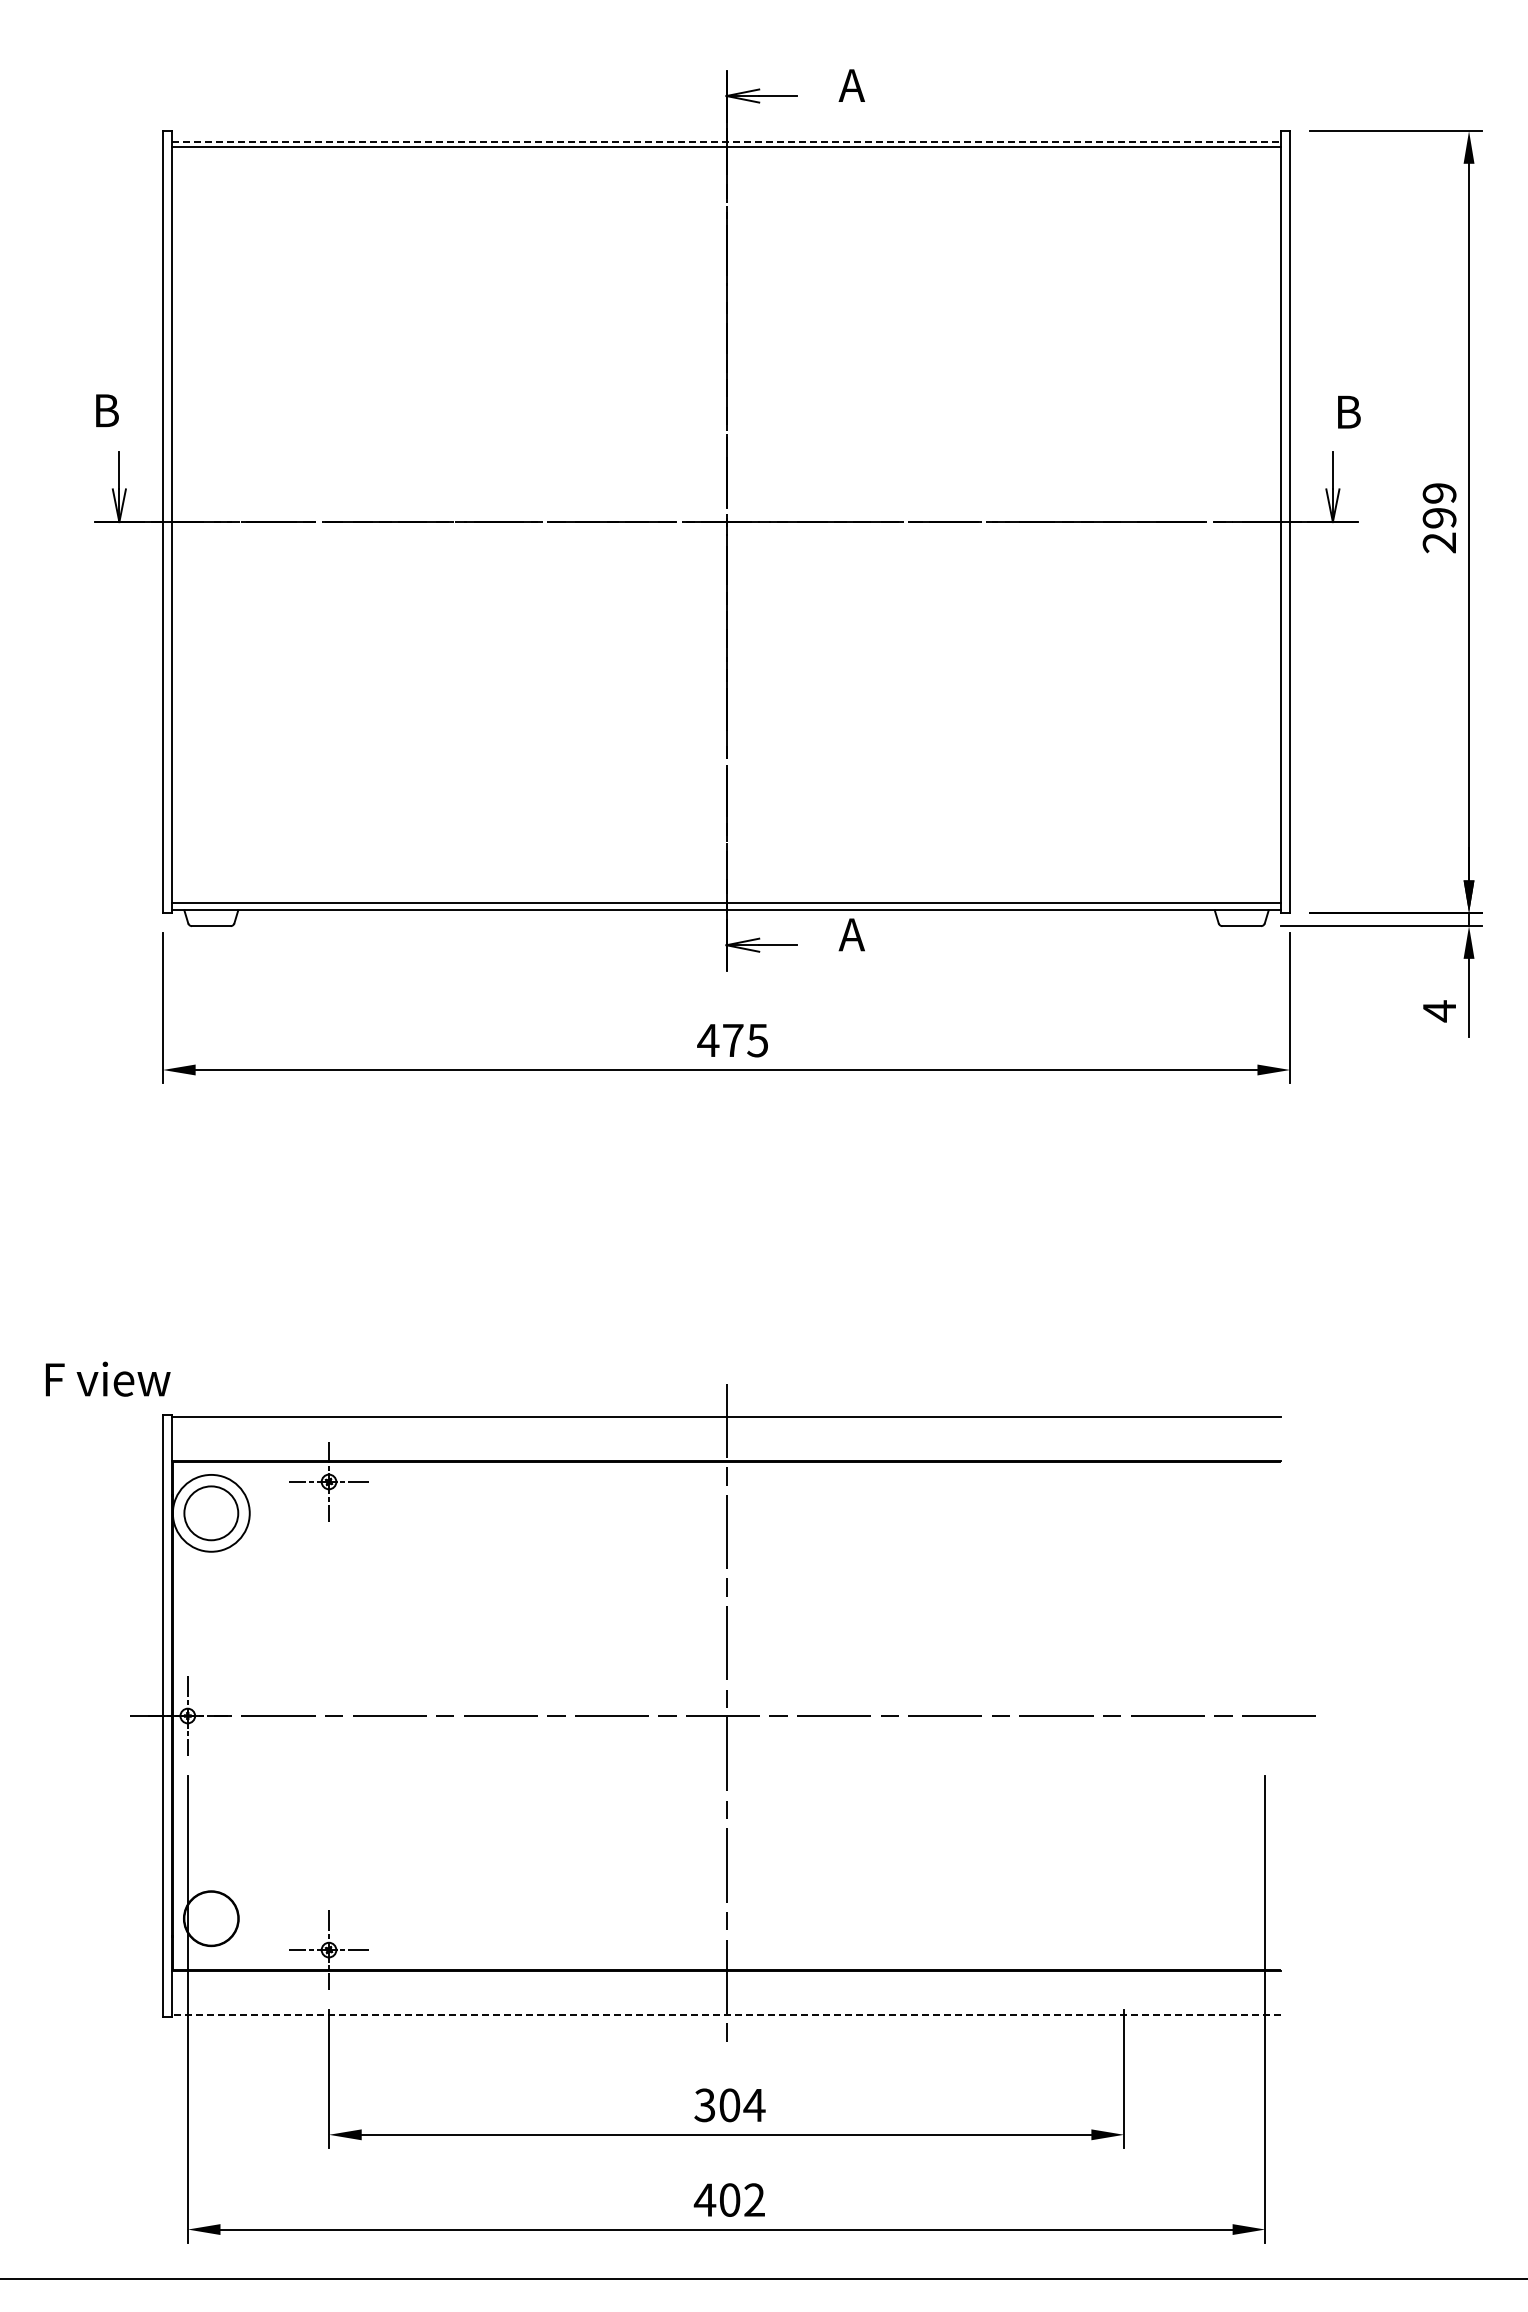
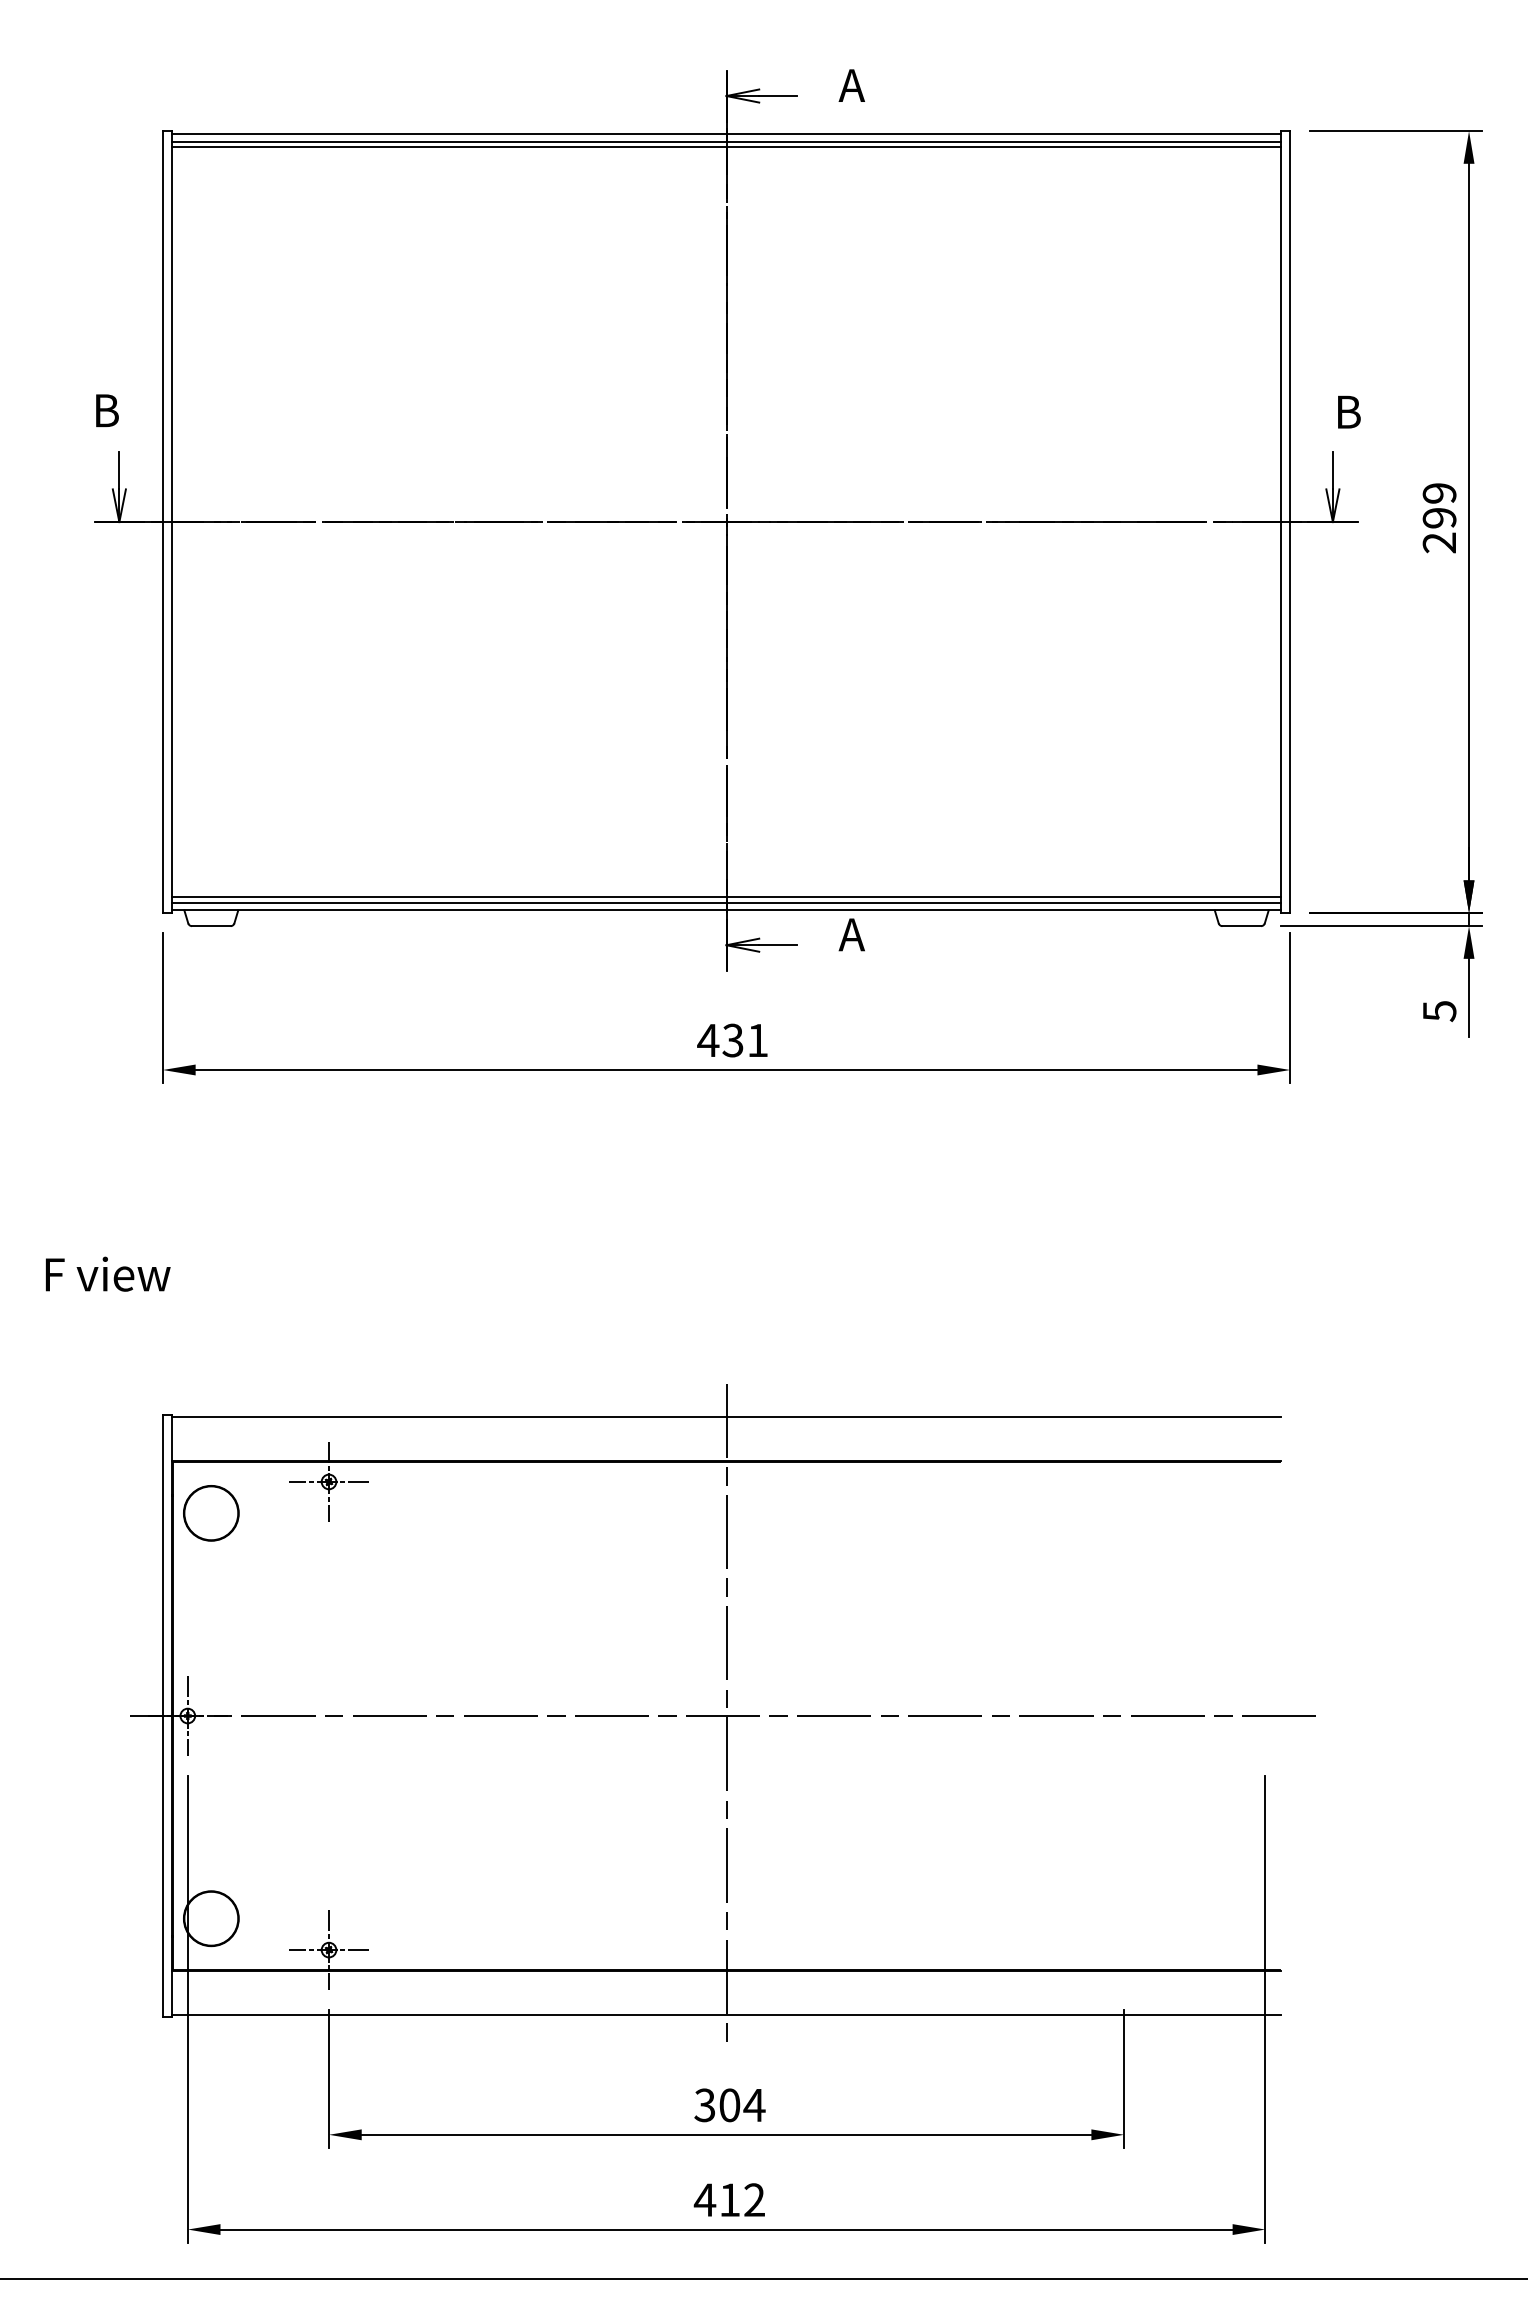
line: none -> present (726, 133)
line: dashed -> solid (727, 141)
line: none -> present (726, 897)
text: 4 -> 5 (1439, 1011)
text: 475 -> 431 (744, 1040)
text position: (108, 1378) -> (108, 1273) (108, 1273)
circle diameter: 77 px -> 55 px (210, 1512)
line: dashed -> solid (726, 2015)
text: 402 -> 412 (730, 2199)
